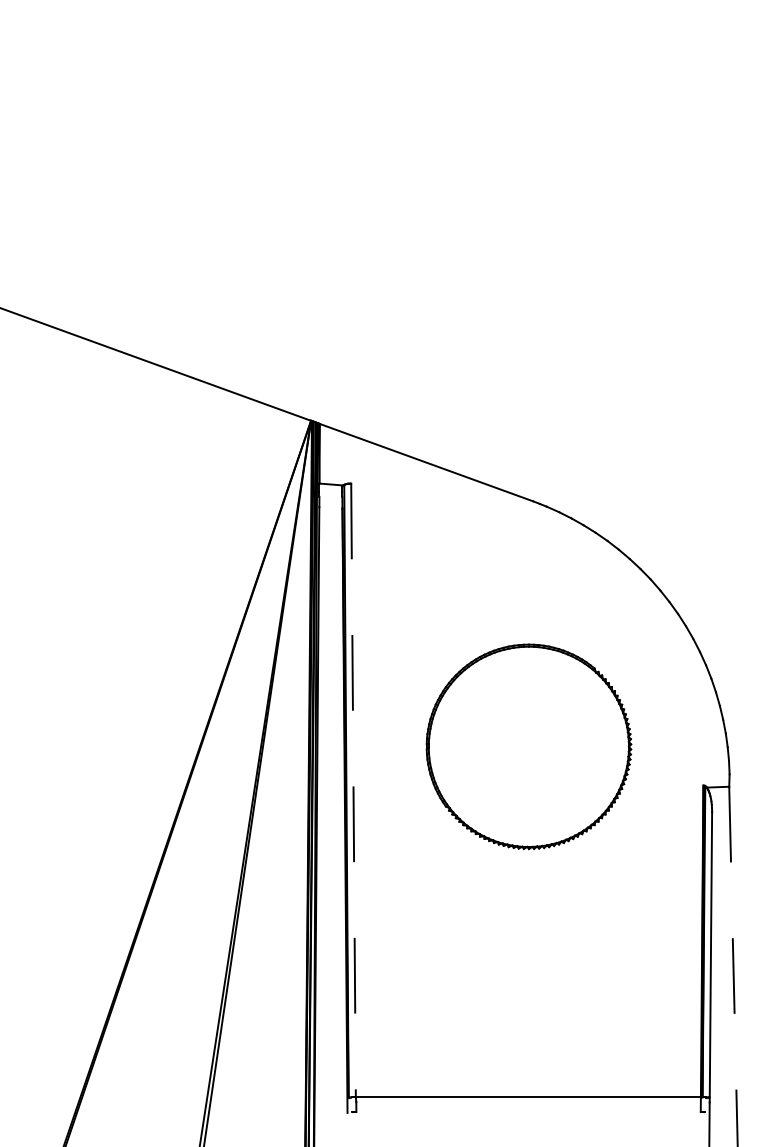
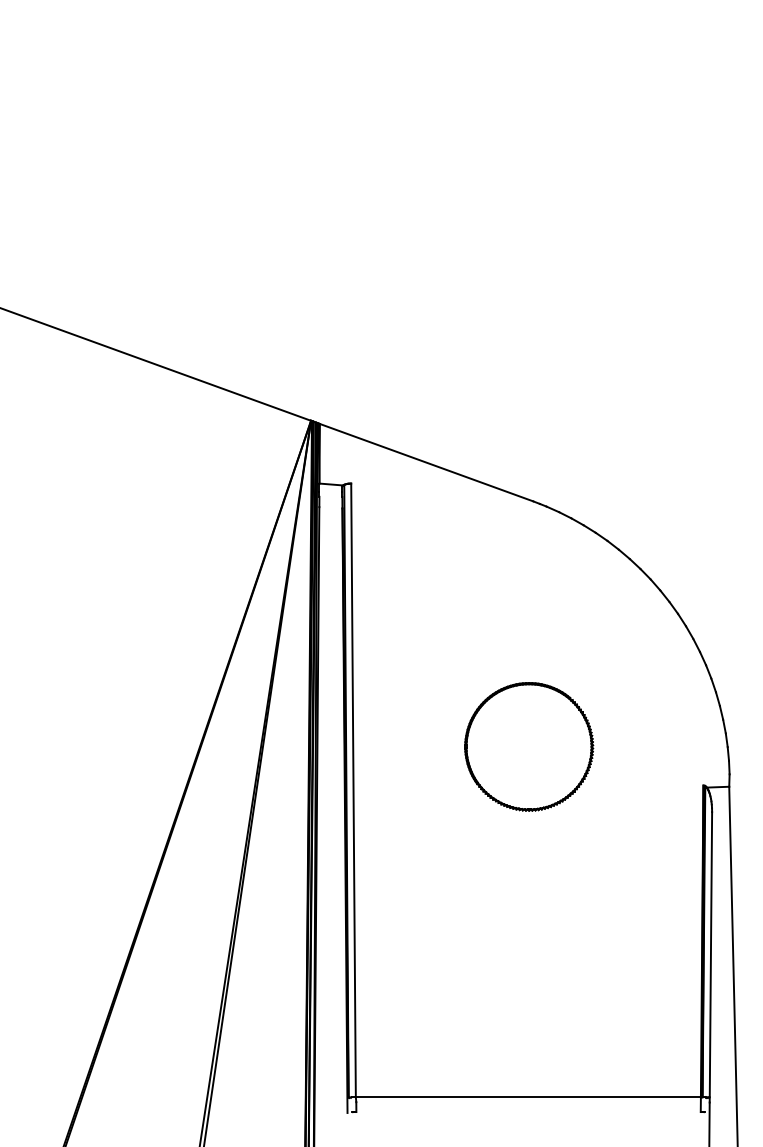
part size: 208x208 px -> 131x130 px (529, 746)
line: dashed -> solid (353, 790)
line: dashed -> solid (733, 966)
